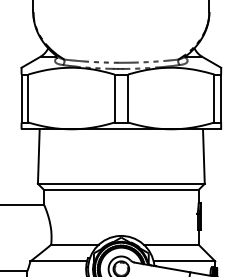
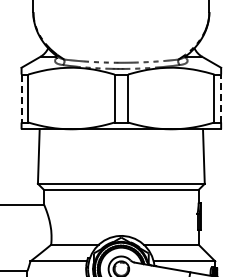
line: solid -> dashed (221, 98)
line: solid -> dashed (21, 99)
